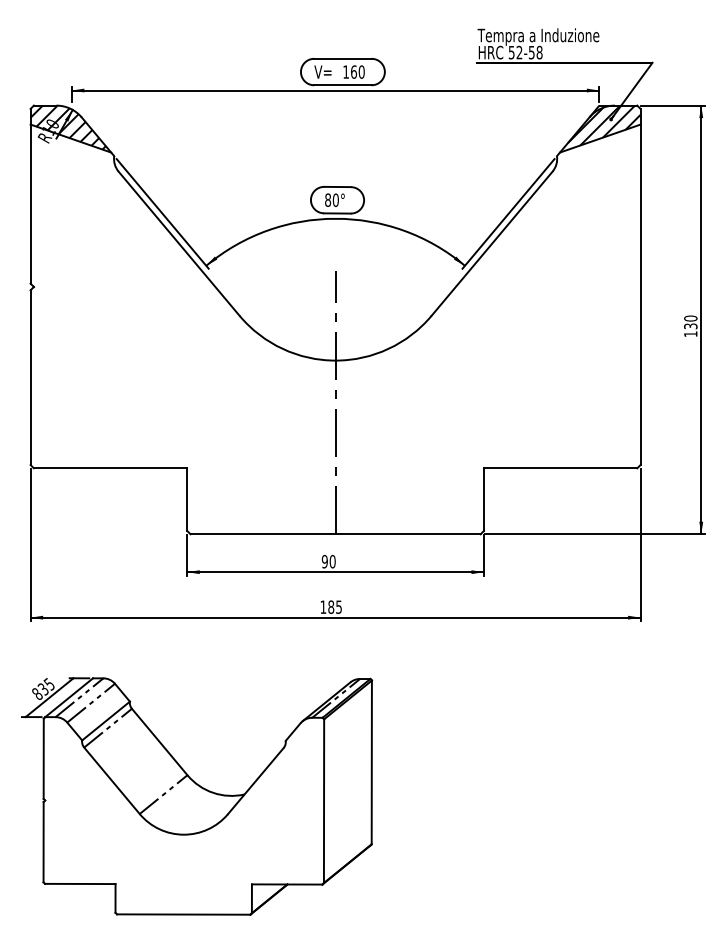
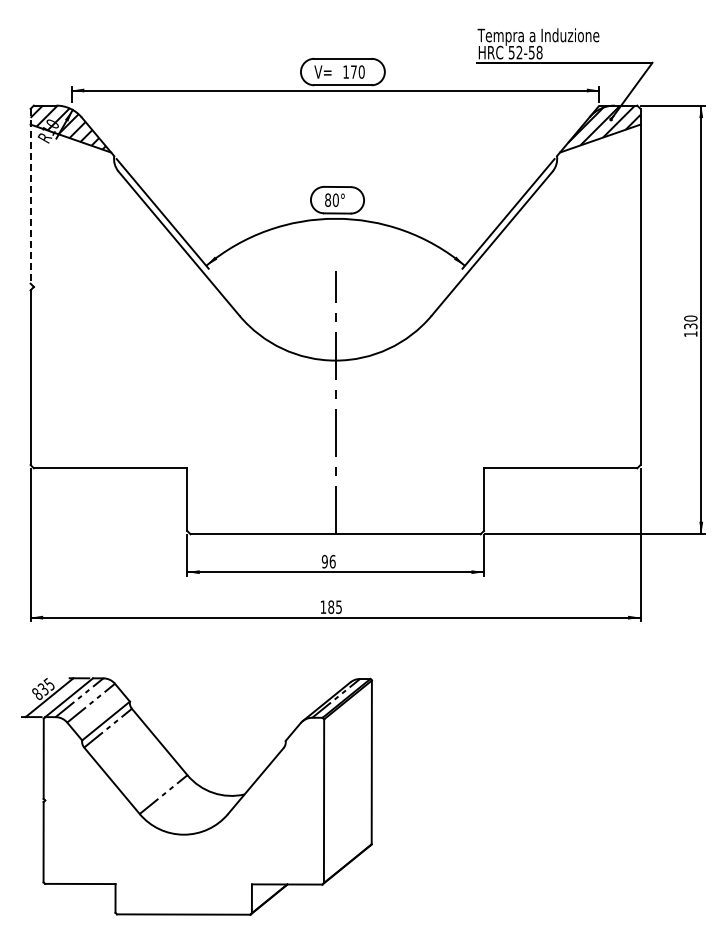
text: 160 -> 170 (353, 71)
line: solid -> dashed (30, 196)
text: 90 -> 96 (332, 561)
